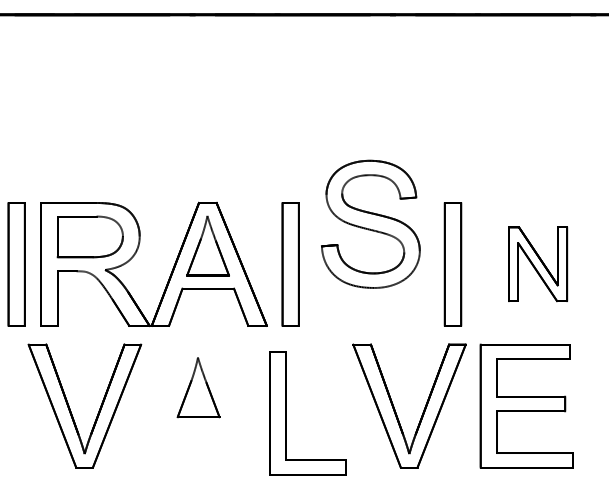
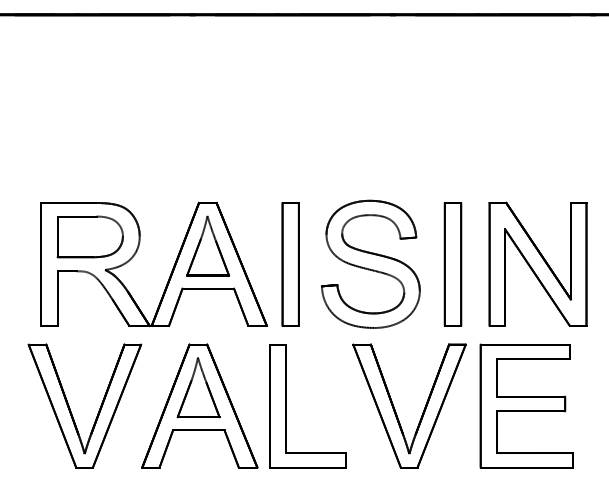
part position: (370, 223) -> (370, 263) (370, 263)
part: present -> none (16, 264)
part size: 61x77 px -> 100x126 px (537, 263)
part: none -> present (199, 405)
part position: (286, 413) -> (286, 406) (286, 406)
